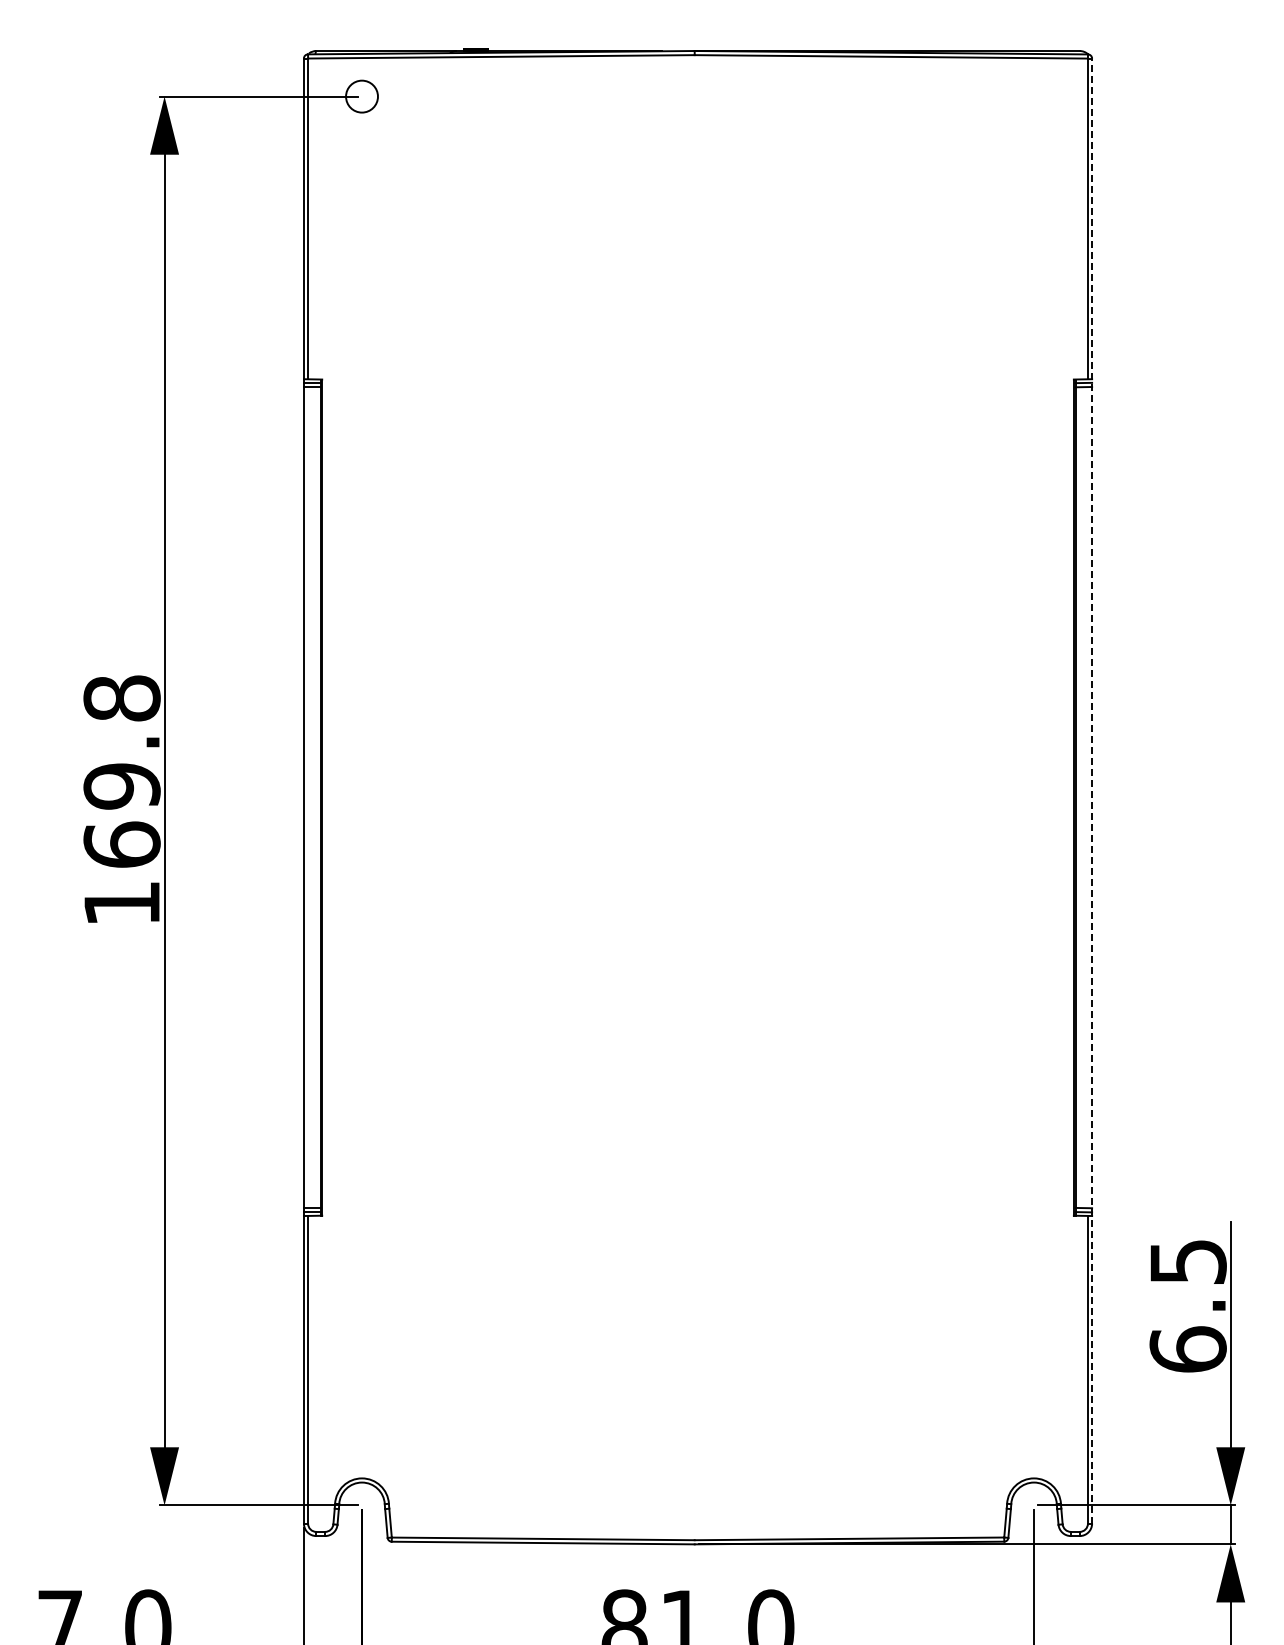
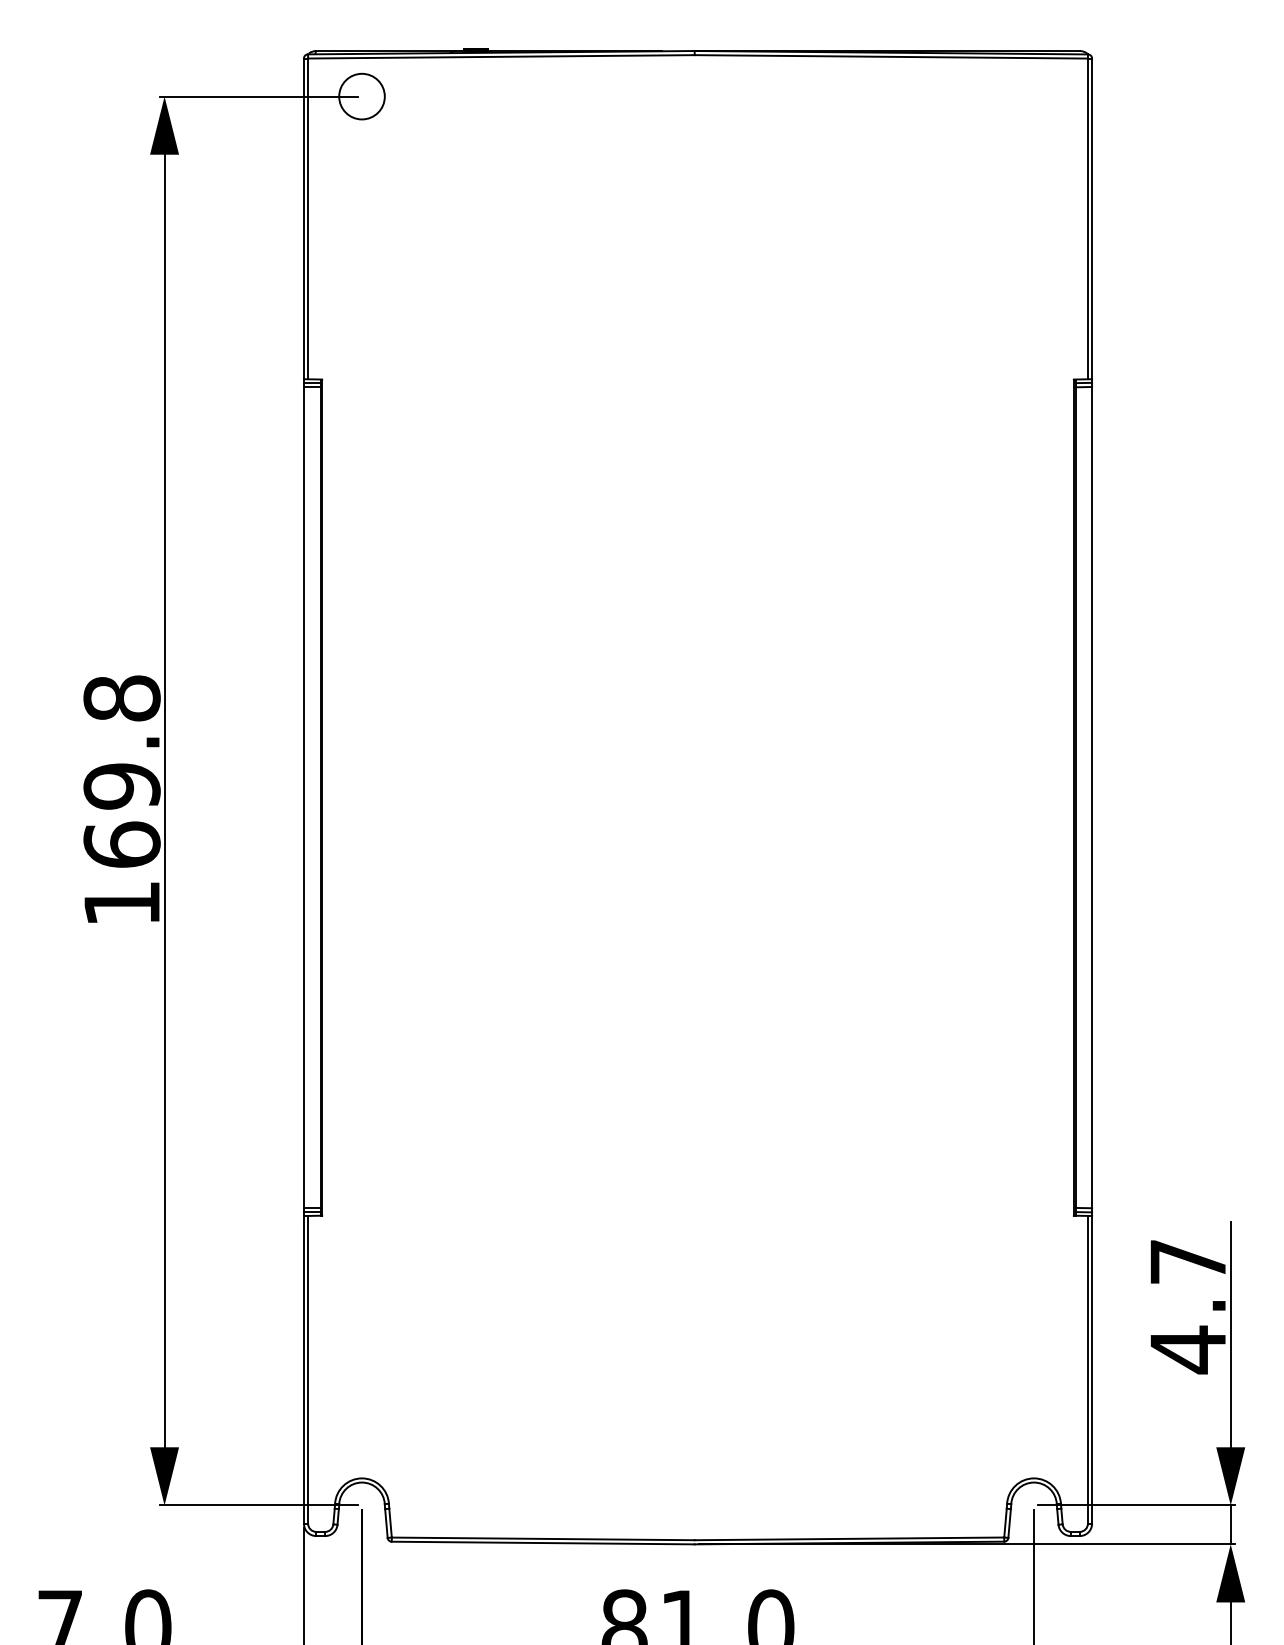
circle diameter: 32 px -> 46 px (361, 96)
line: dashed -> solid (1092, 791)
text: 6.5 -> 4.7 (1187, 1307)
